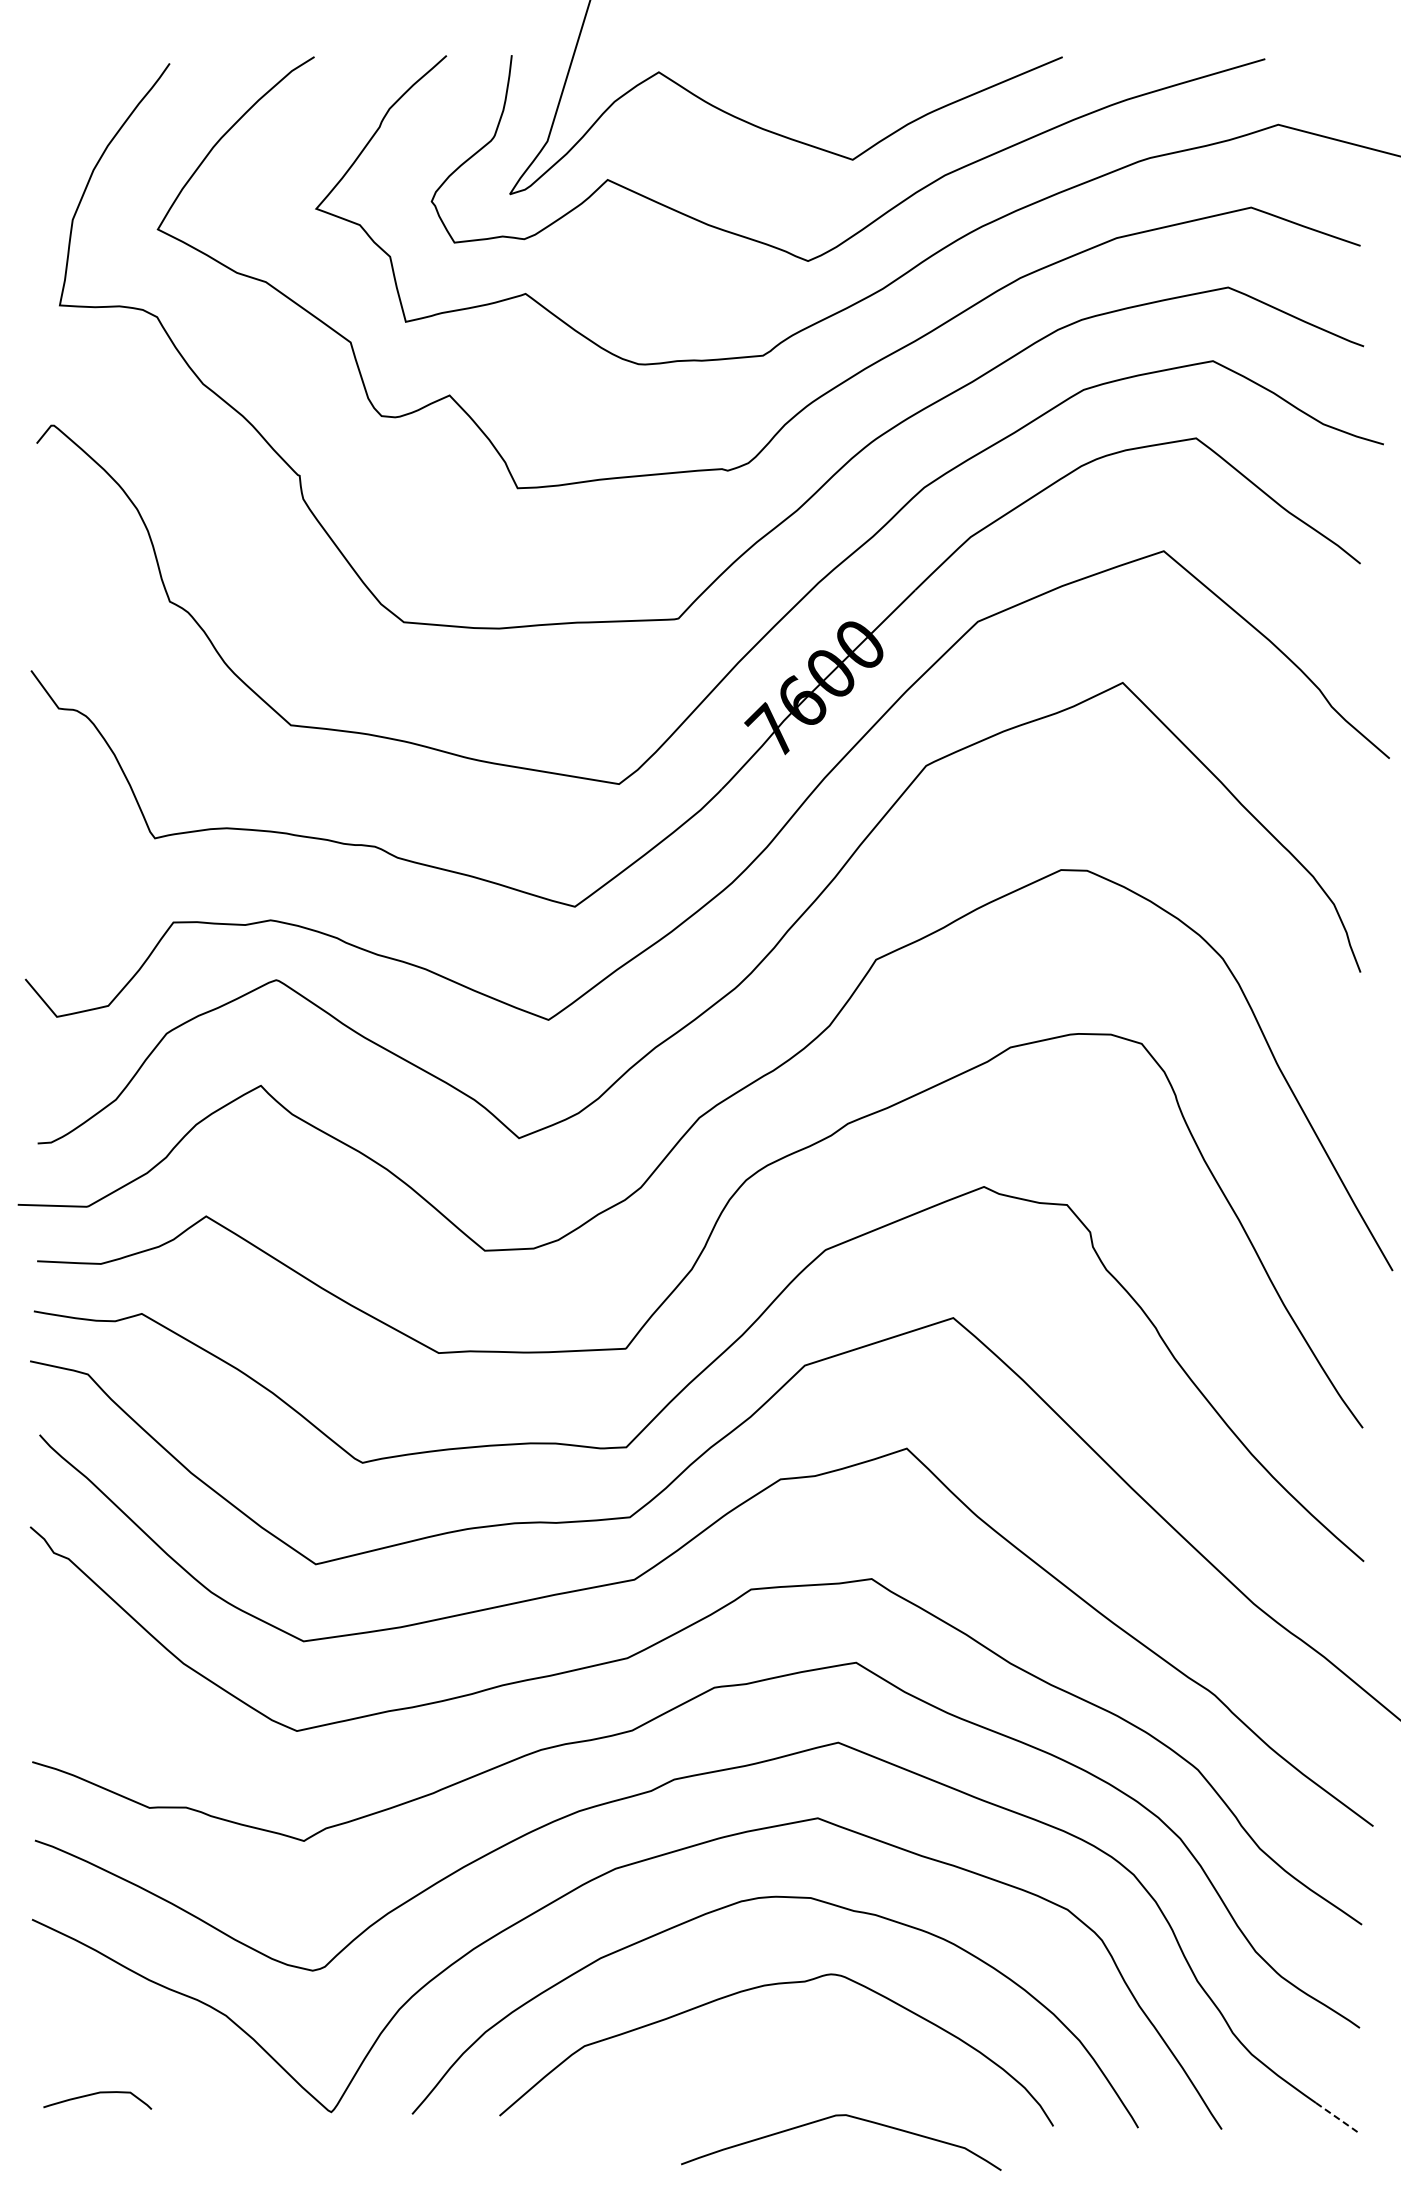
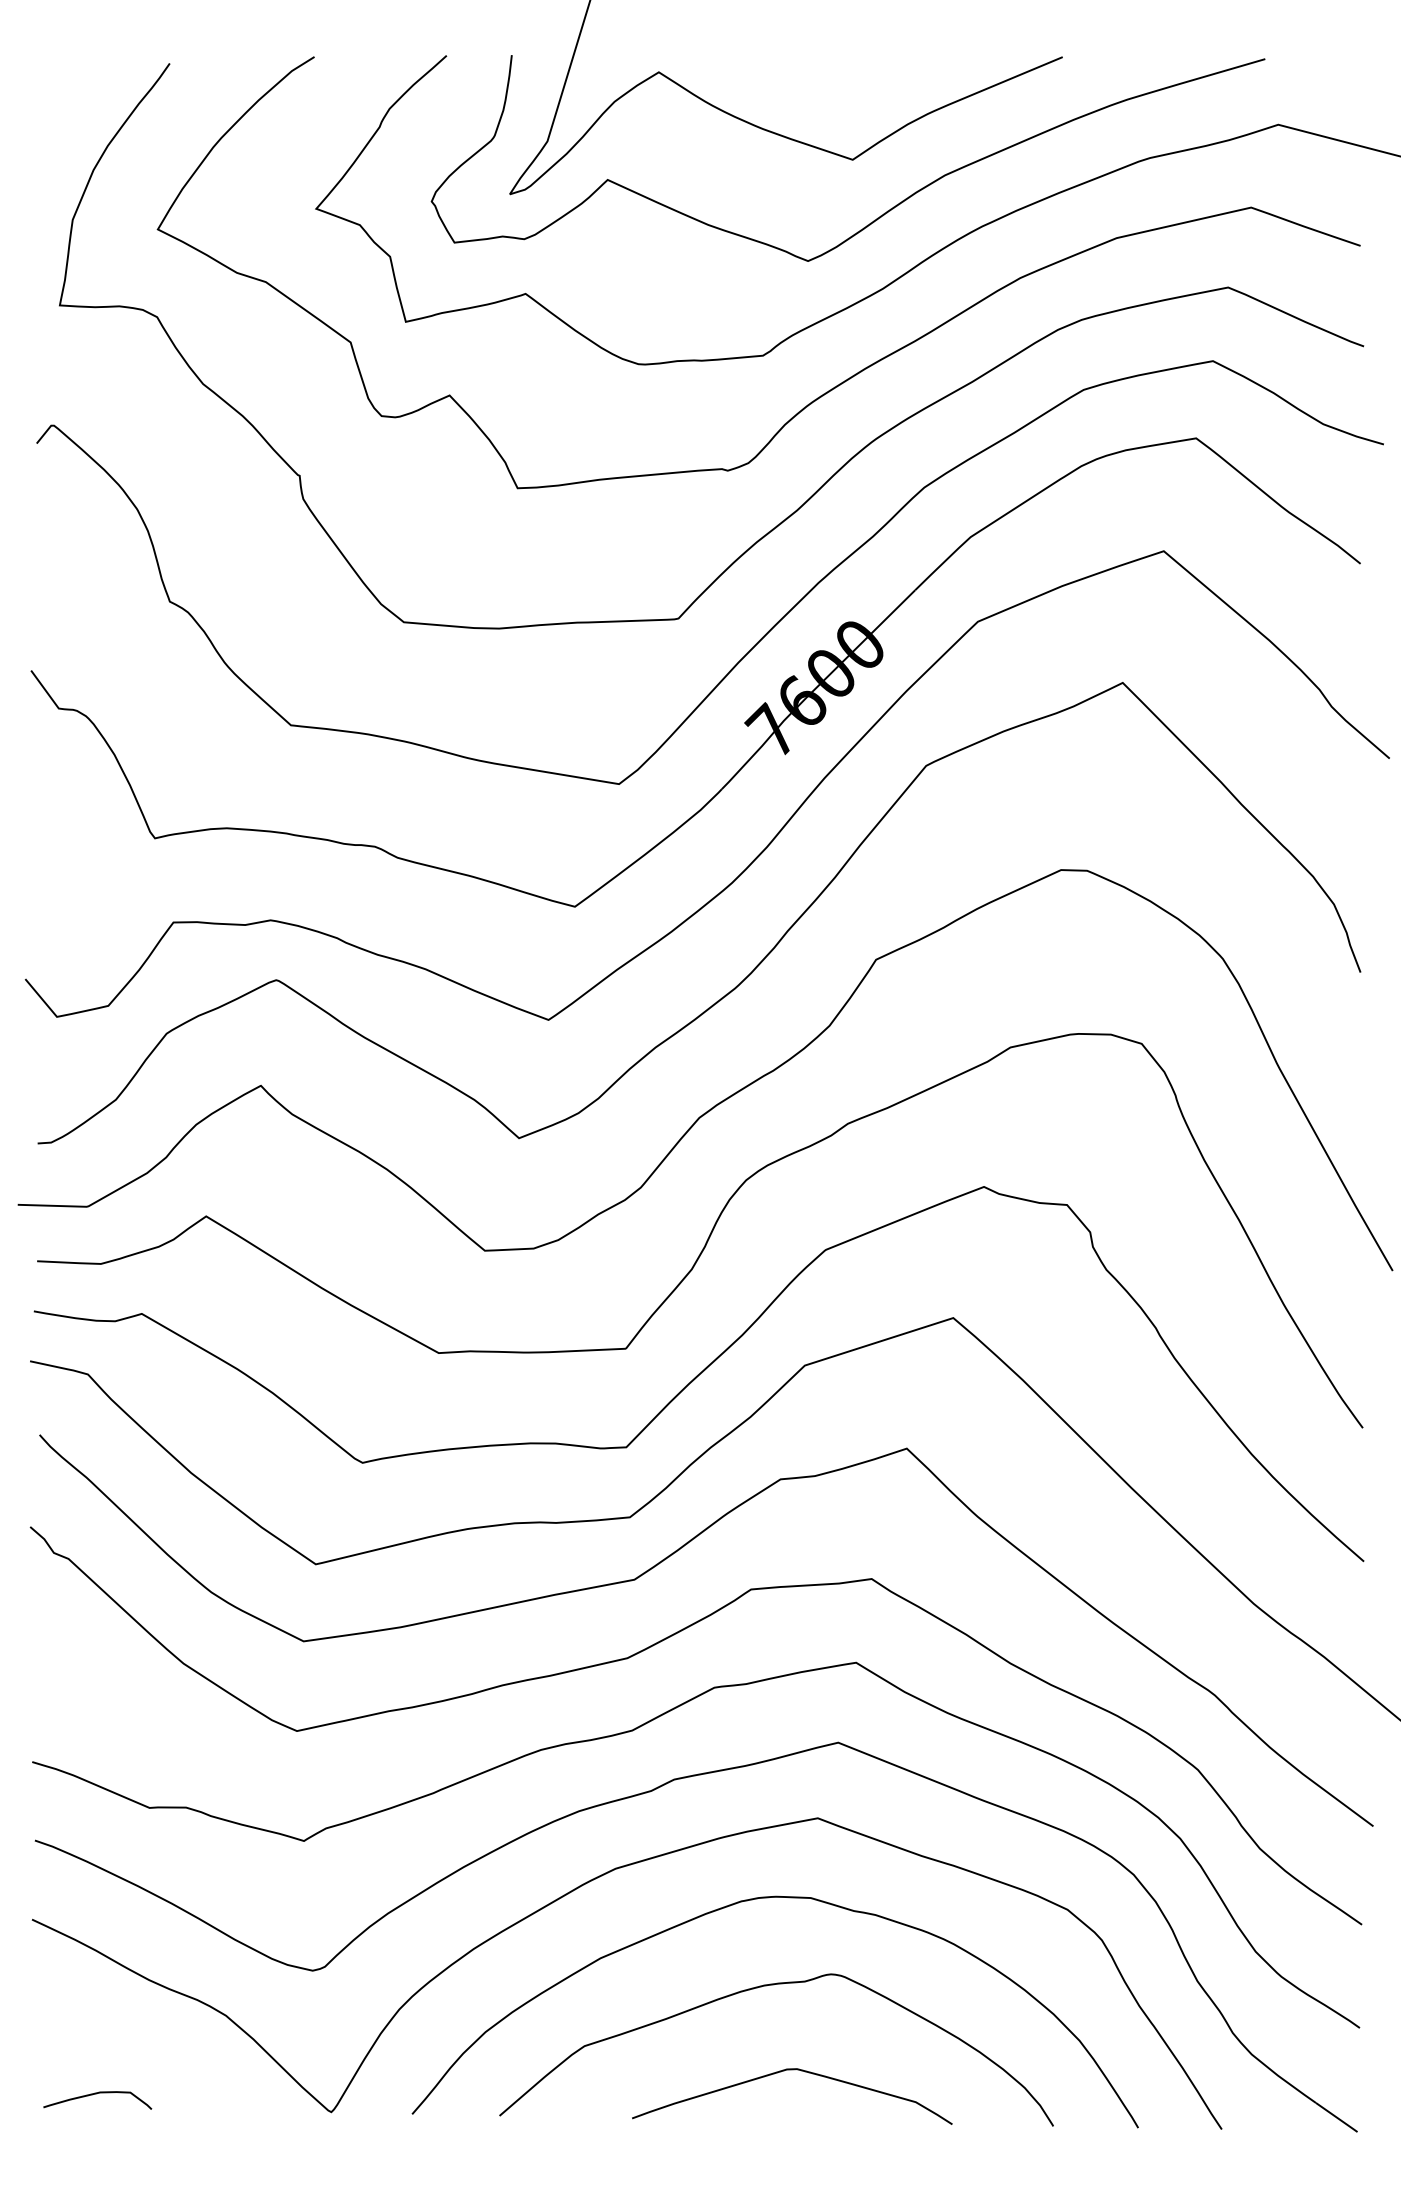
curve position: (841, 2116) -> (792, 2070) (792, 2070)
line: dashed -> solid (1337, 2118)
